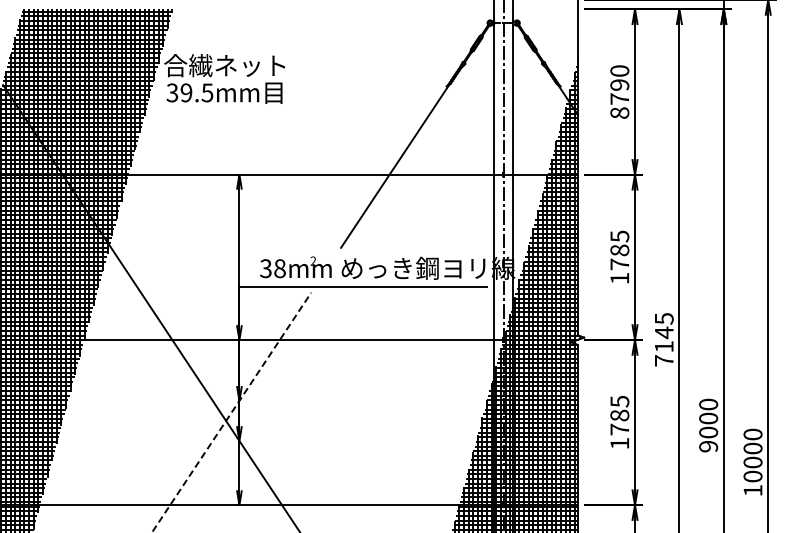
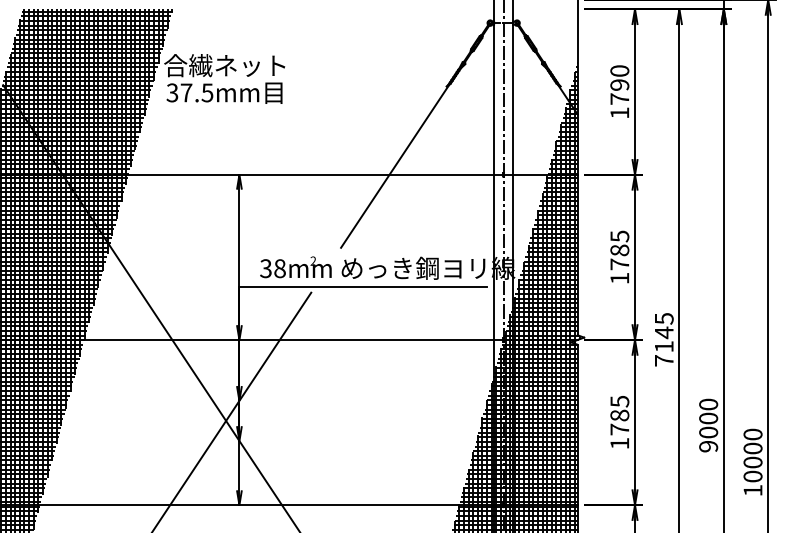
text: 39.5mm -> 37.5mm (186, 92)
text: 8790 -> 1790 (619, 112)
line: dashed -> solid (231, 412)
